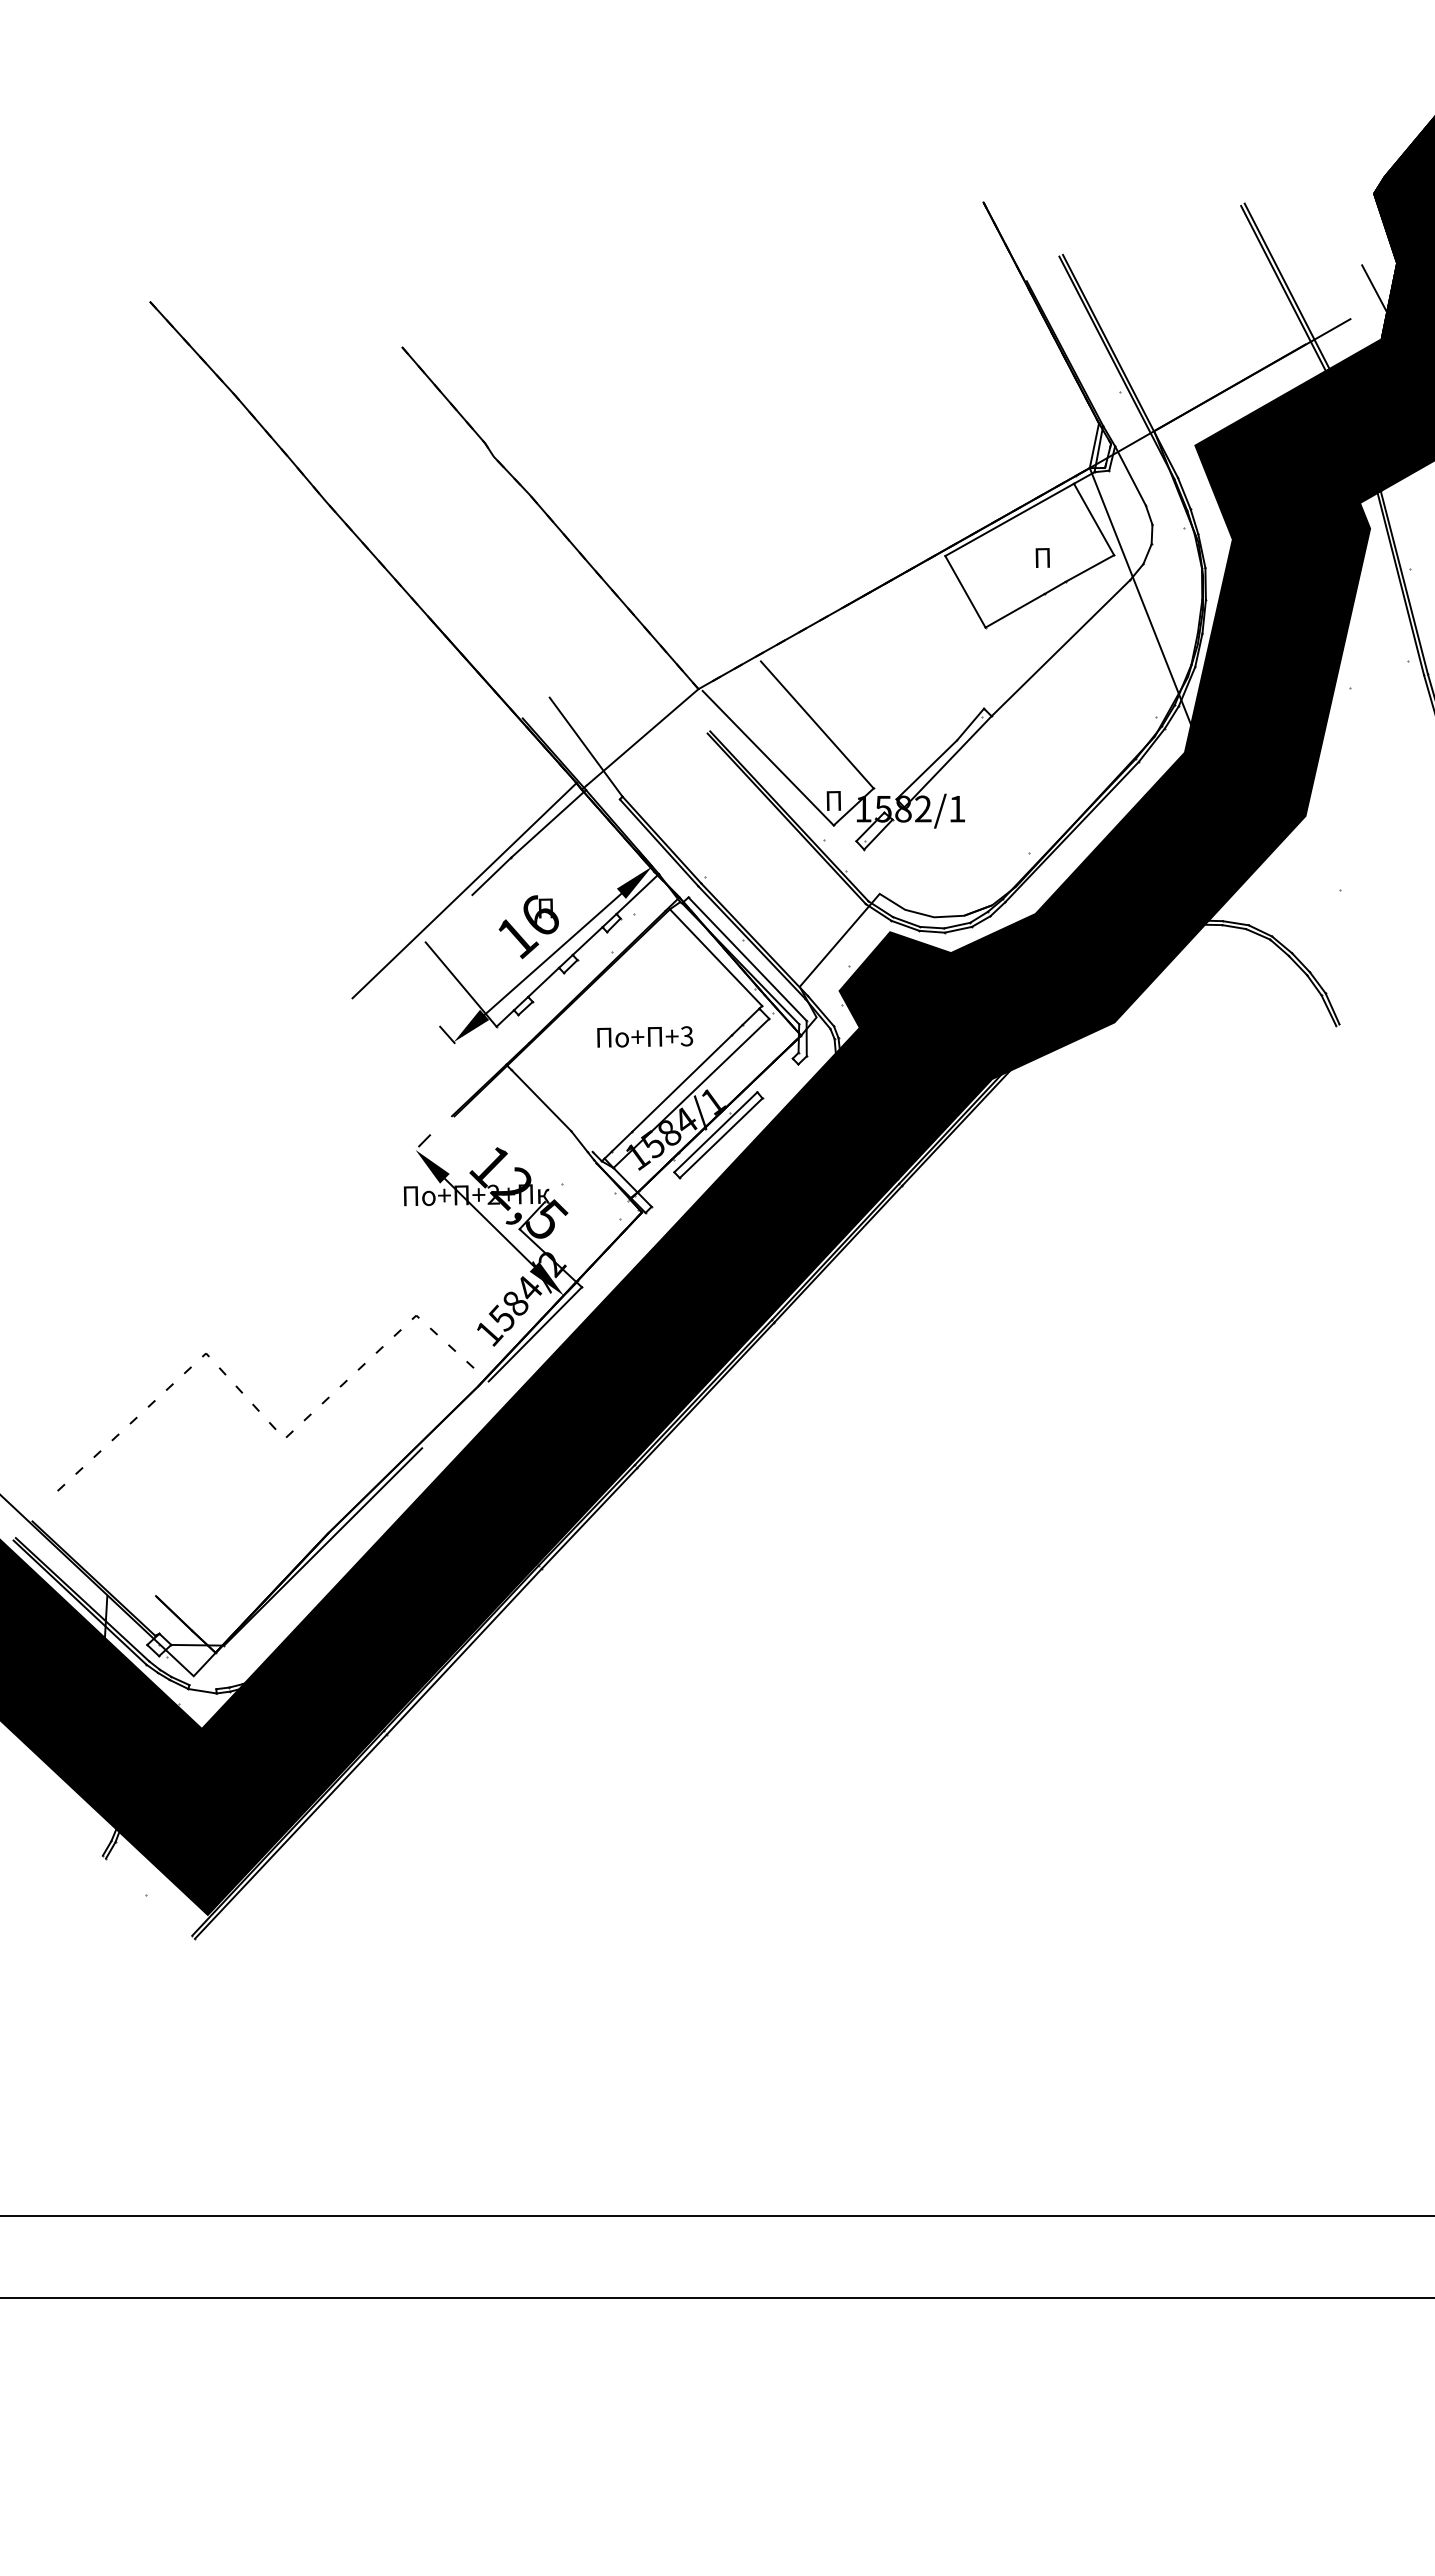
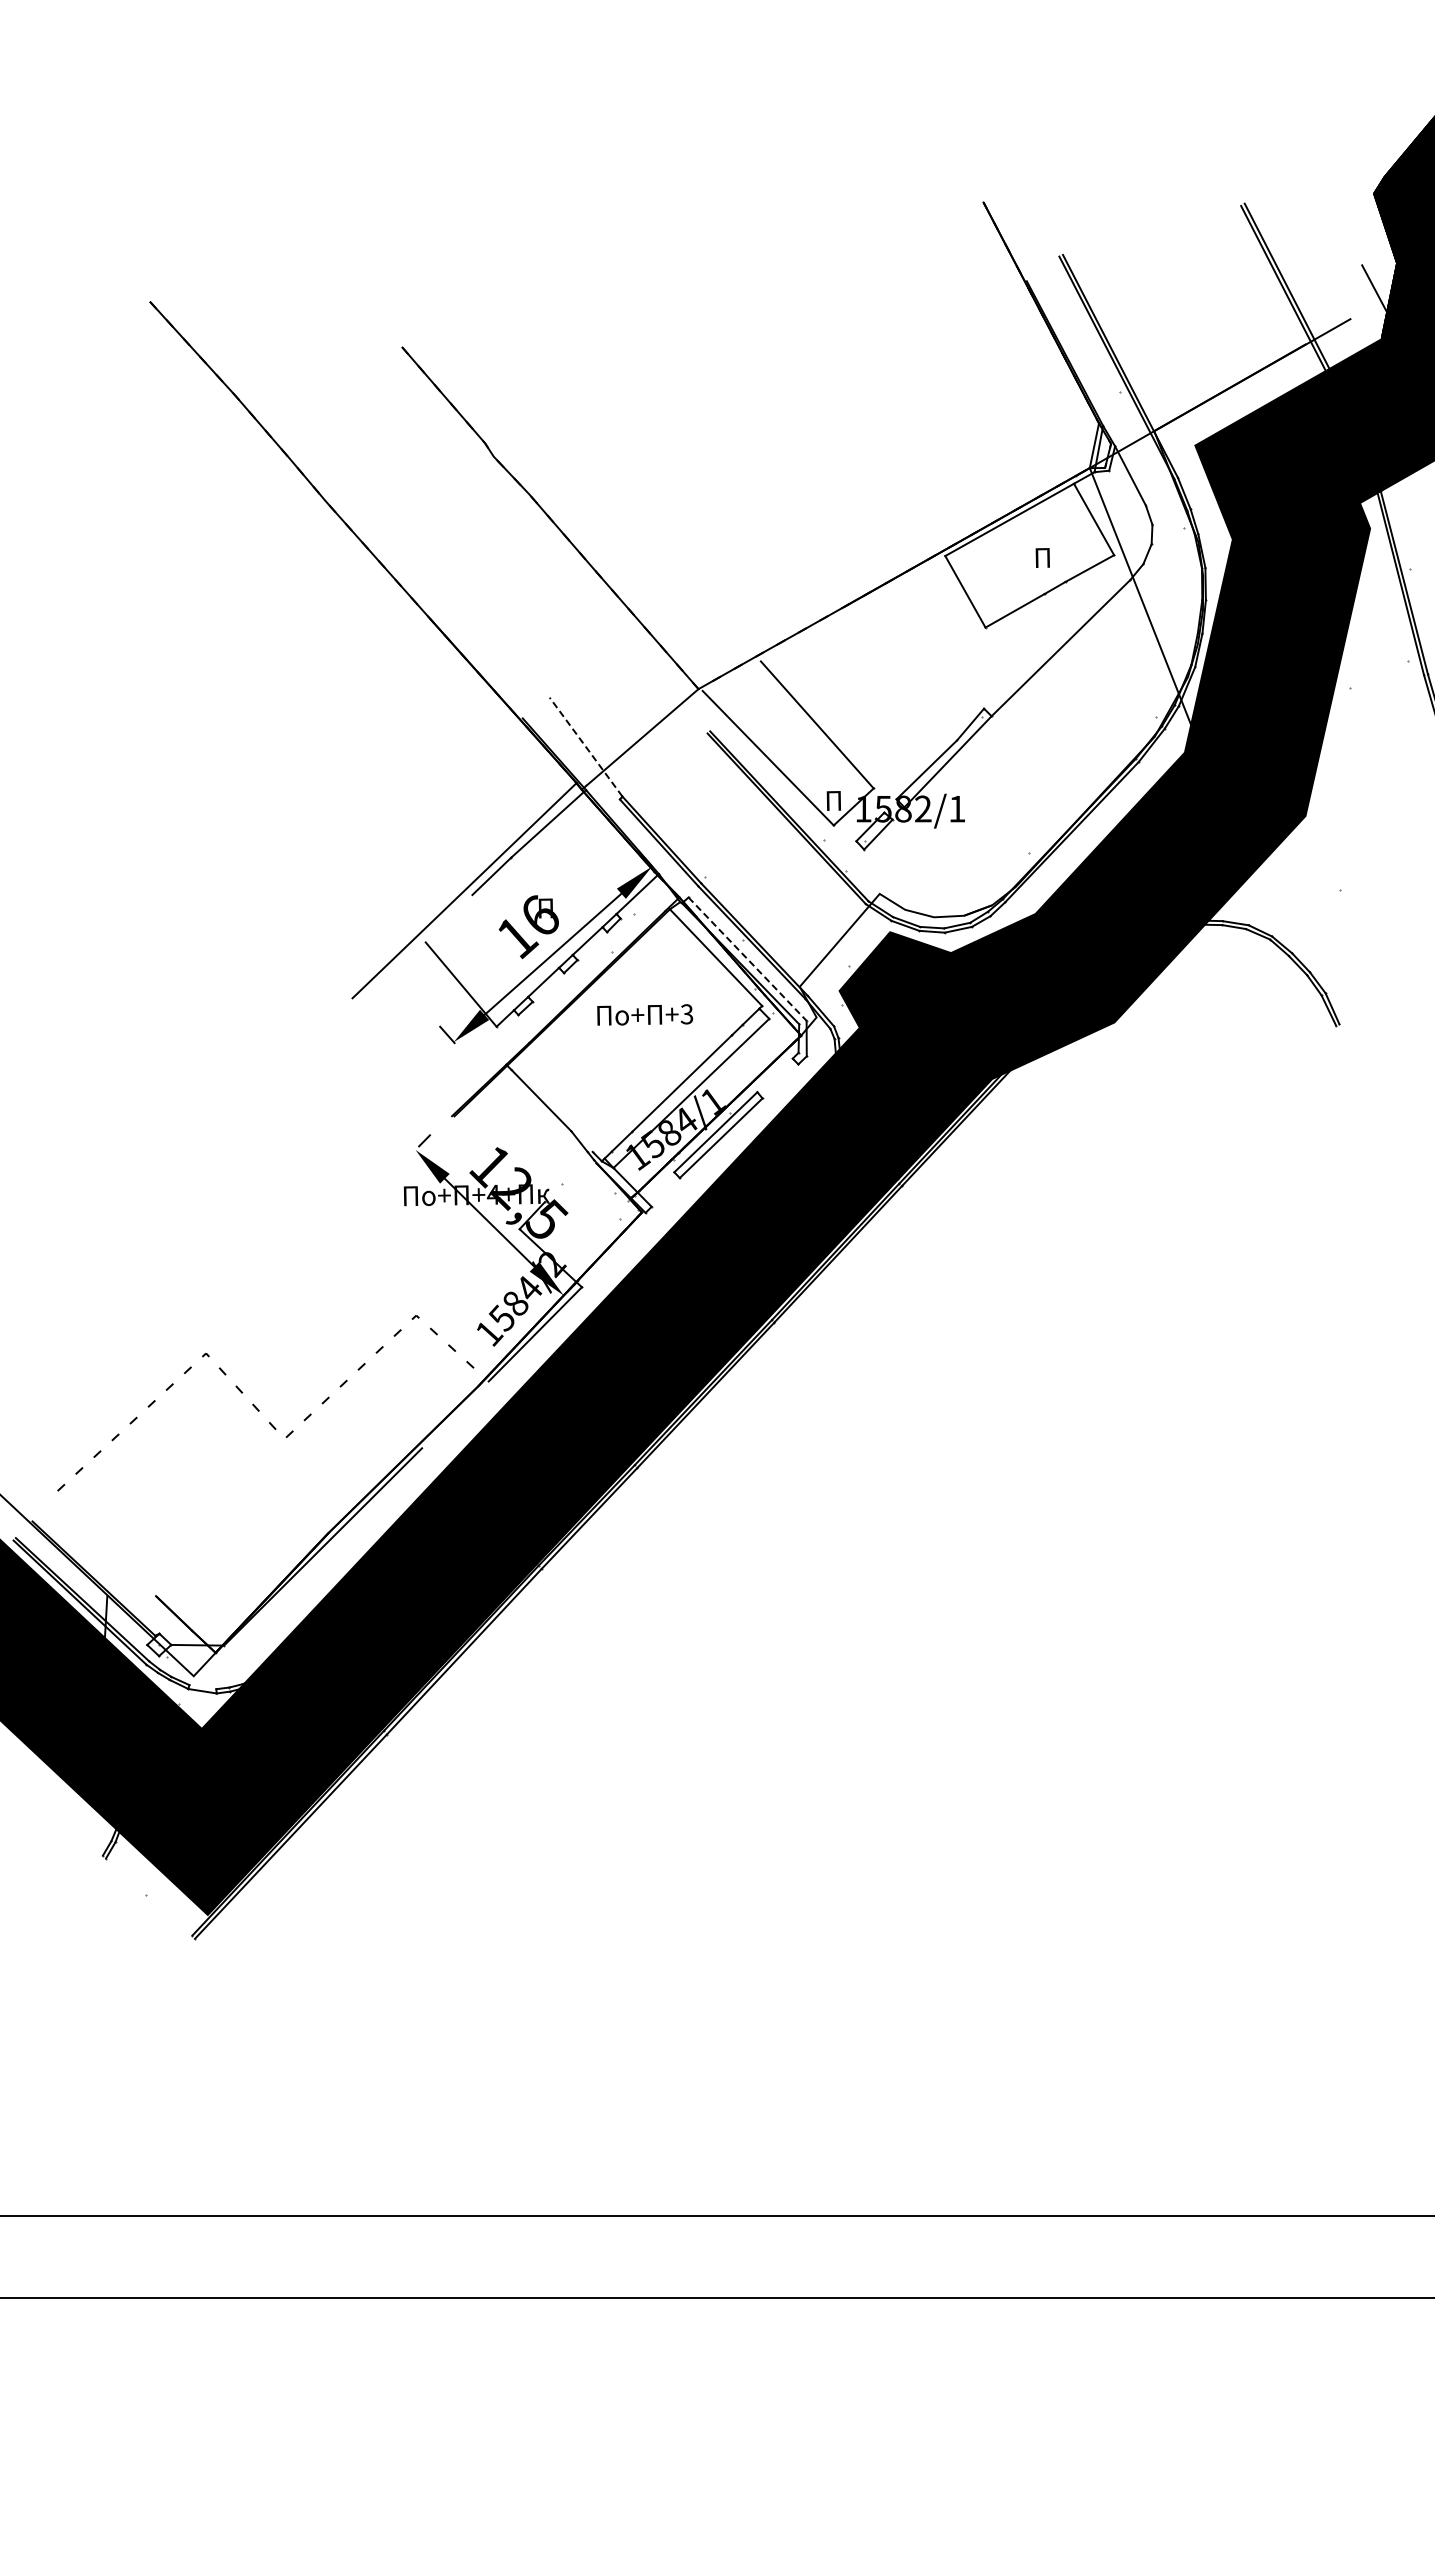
line: solid -> dashed (585, 746)
line: solid -> dashed (747, 959)
text position: (645, 1036) -> (645, 1014) (645, 1014)
text: 2 -> 4 (493, 1194)
